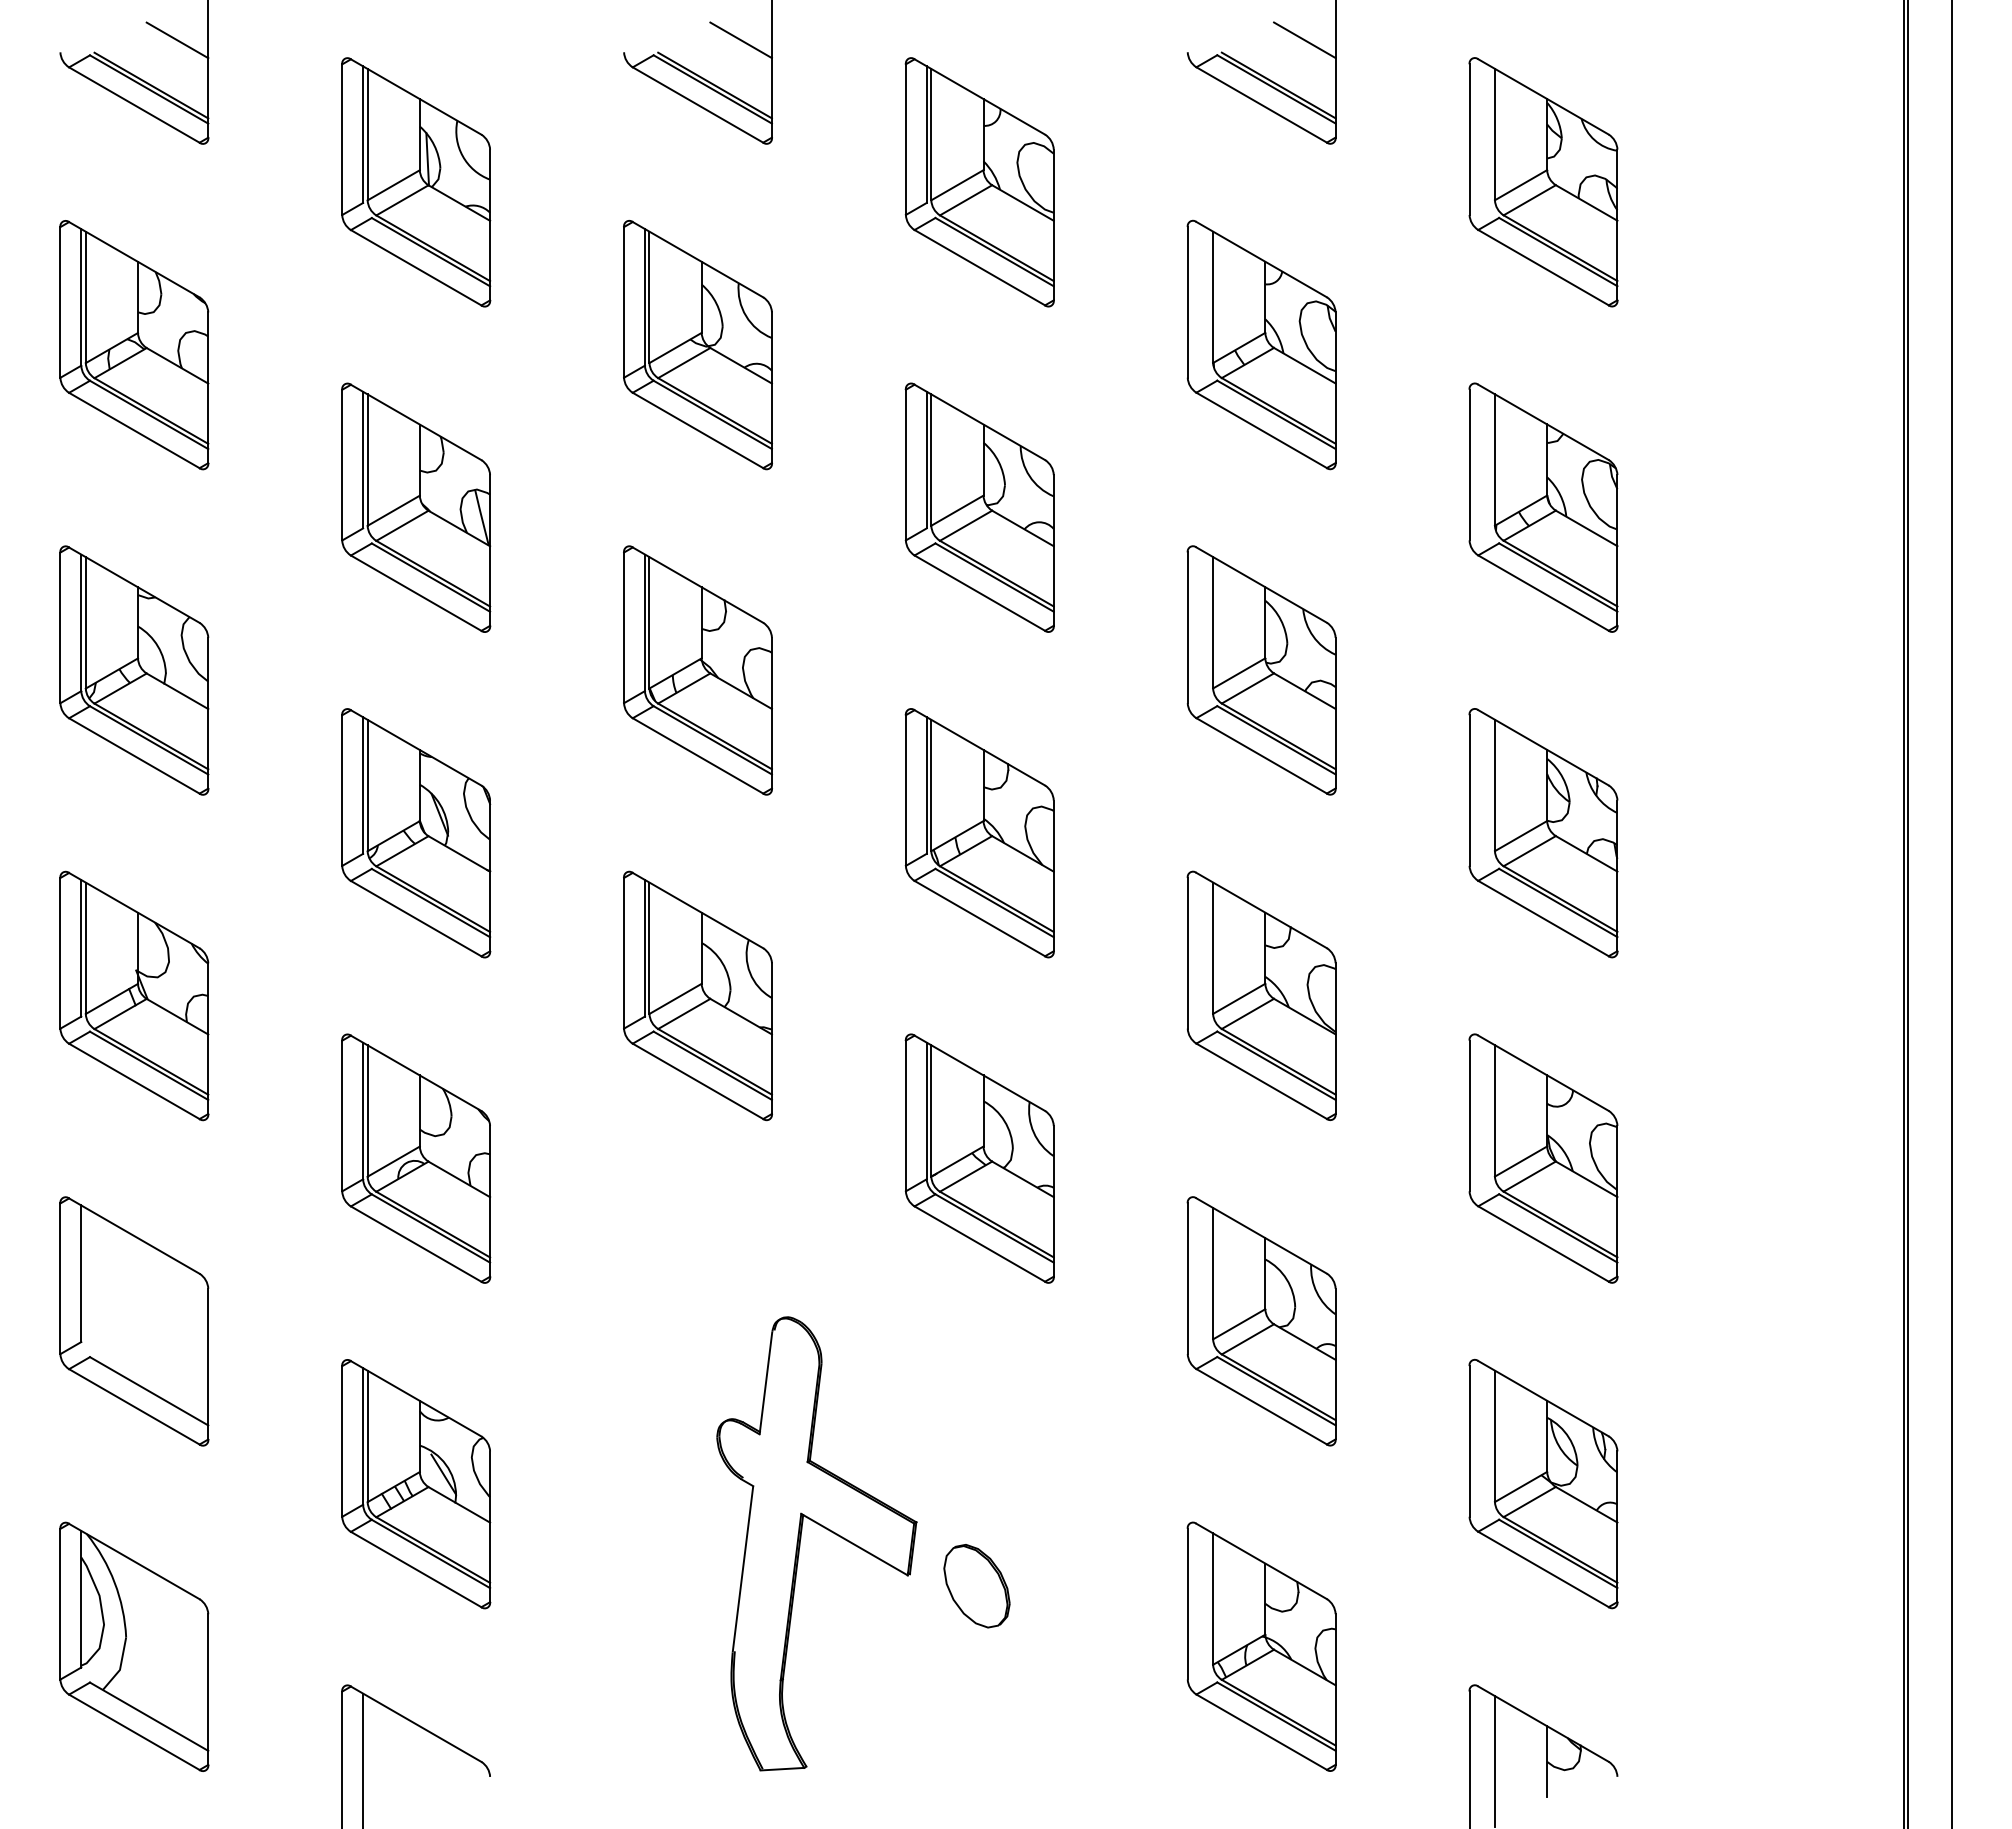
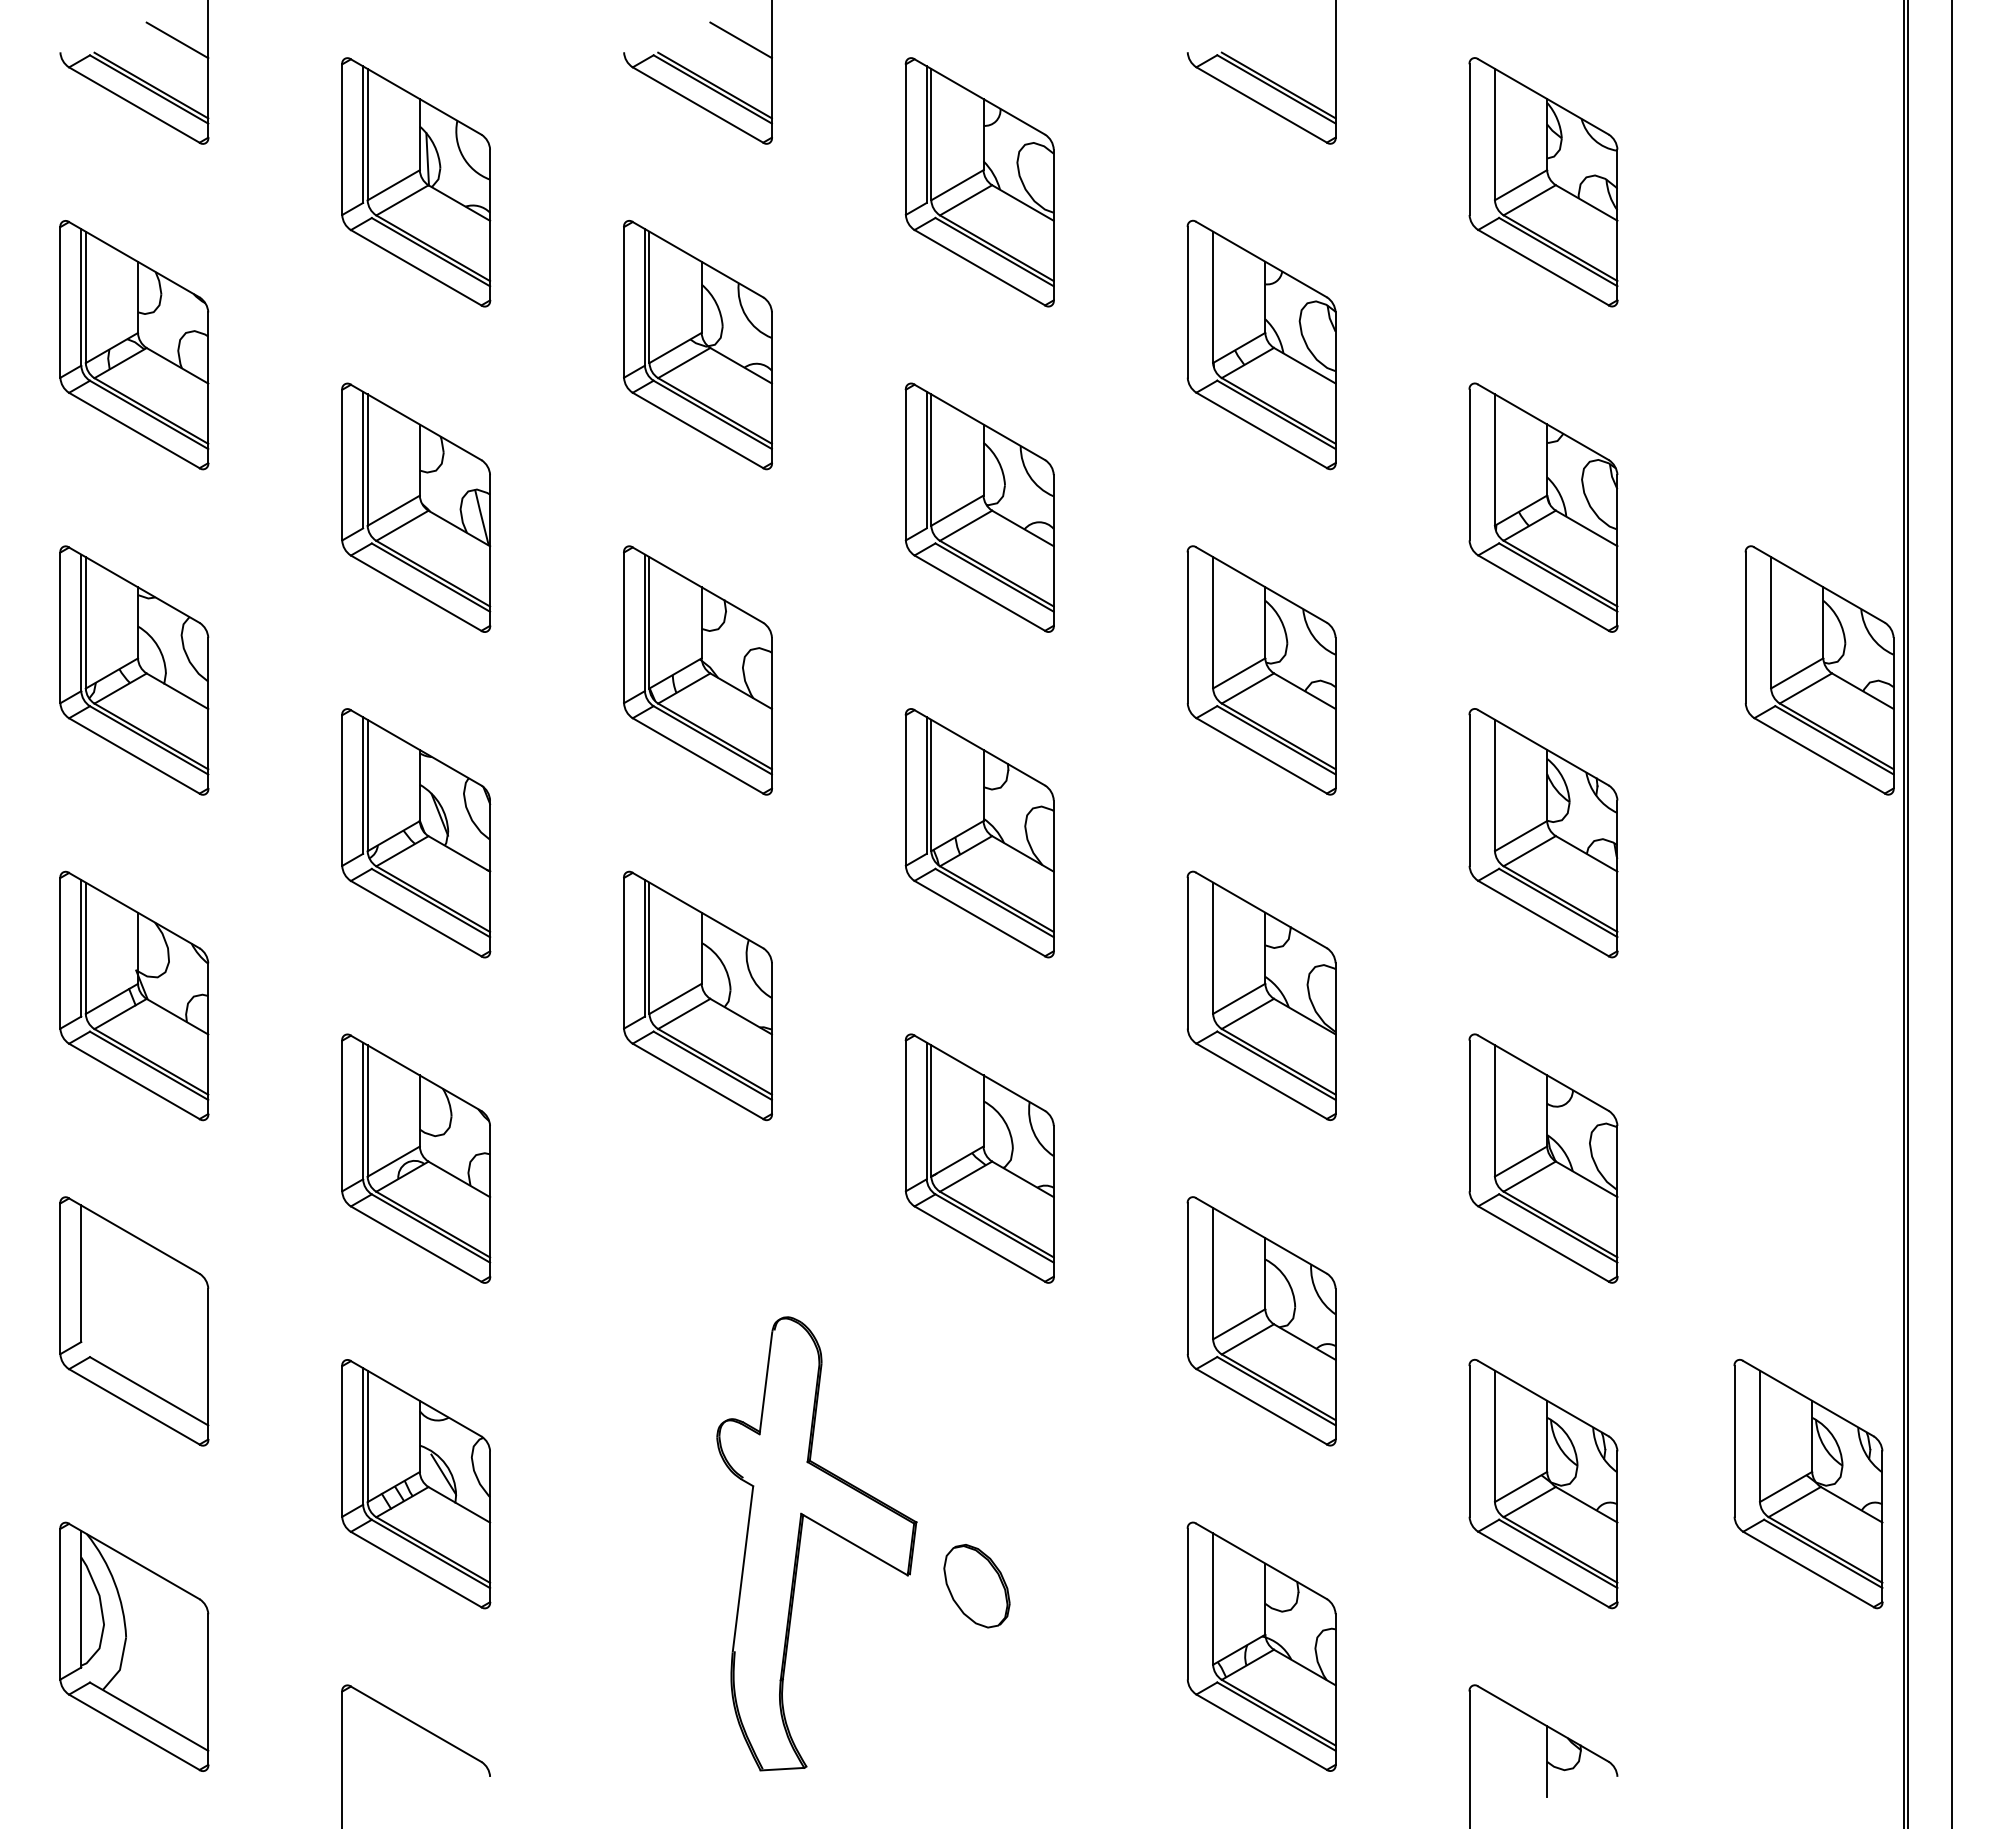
line: present -> none (1304, 40)
part: none -> present (1819, 670)
part: none -> present (1808, 1483)
line: present -> none (363, 1759)
line: present -> none (1494, 1760)
